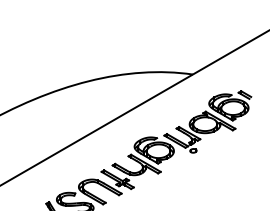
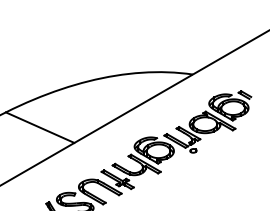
line: none -> present (39, 127)
